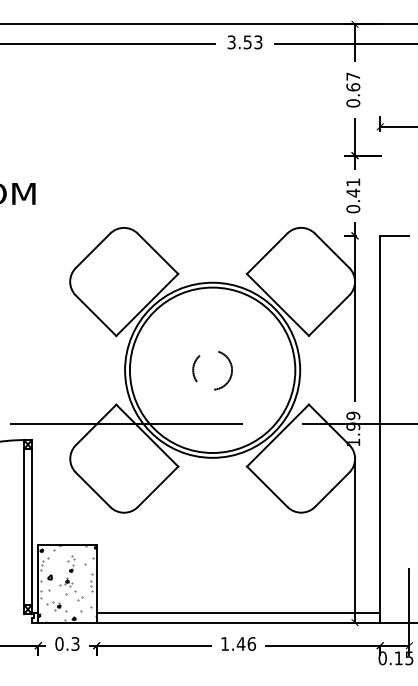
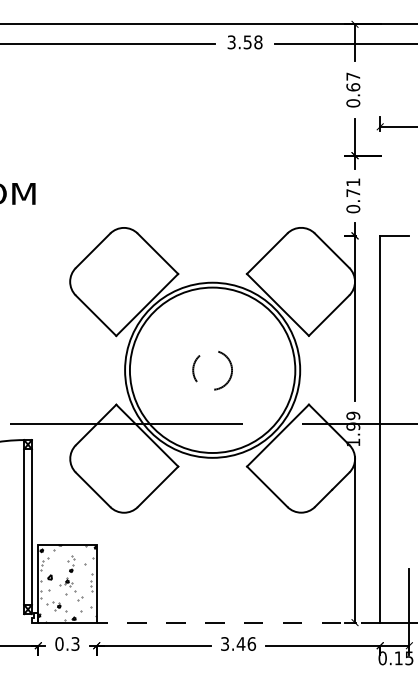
text: 3.53 -> 3.58 (258, 42)
text: 0.41 -> 0.71 (353, 192)
line: present -> none (238, 612)
line: solid -> dashed (238, 622)
text: 1.46 -> 3.46 (224, 643)
